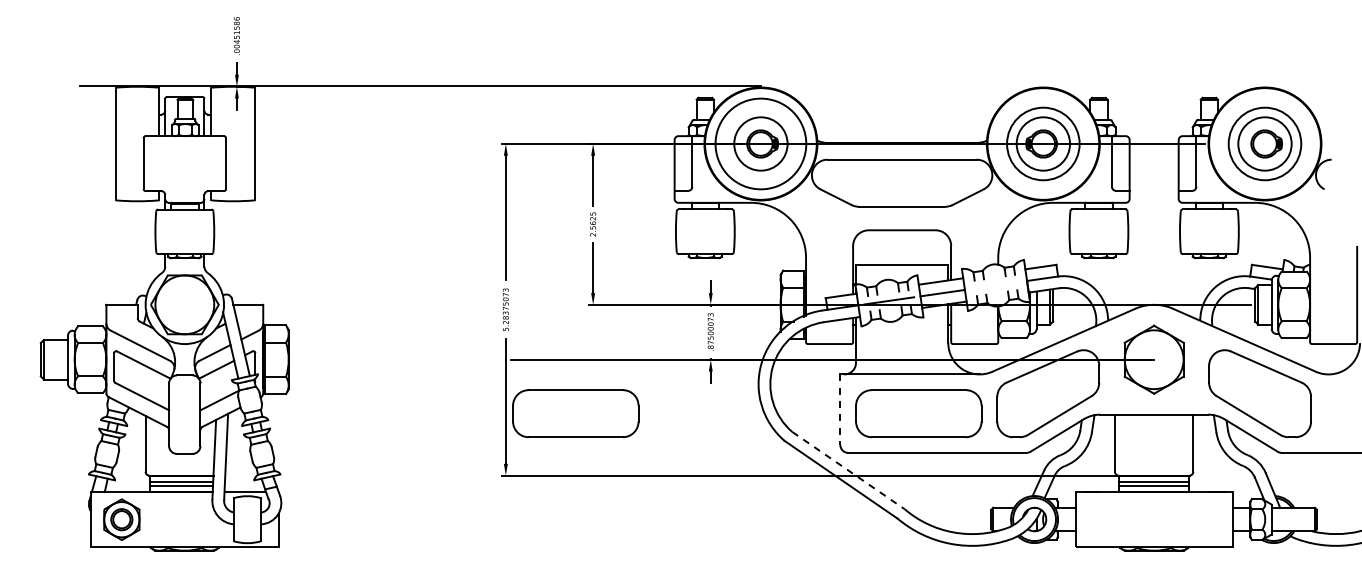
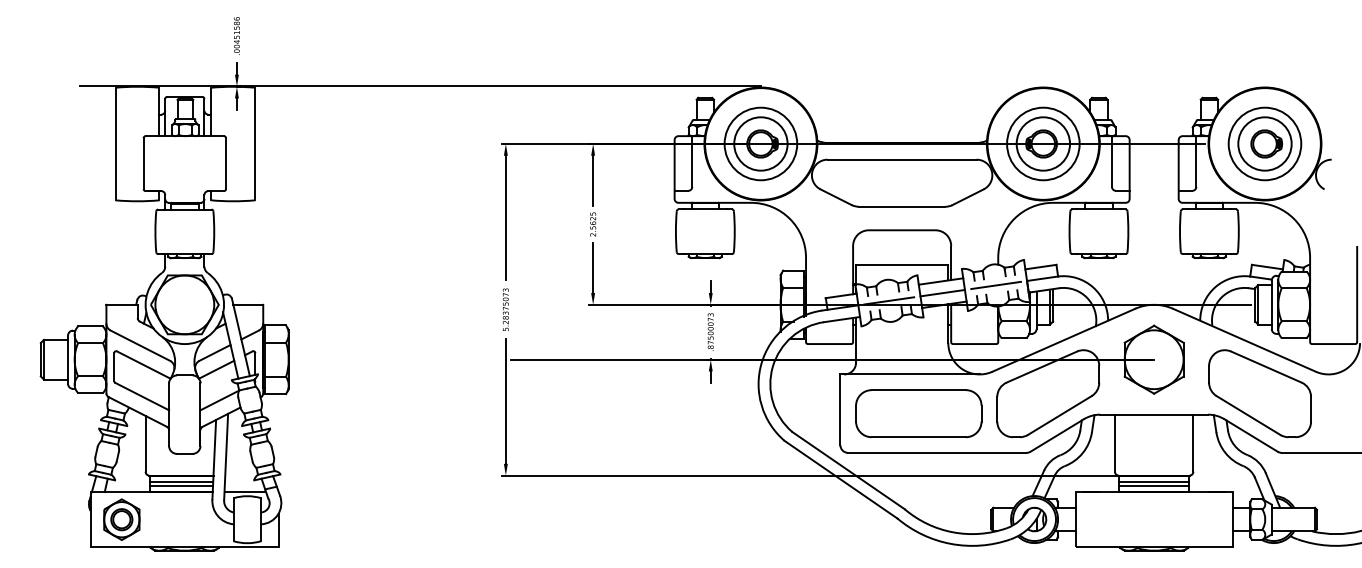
circle diameter: 91 px -> 73 px (760, 143)
line: none -> present (996, 285)
line: dashed -> solid (840, 410)
part: present -> none (575, 413)
line: dashed -> solid (848, 470)
